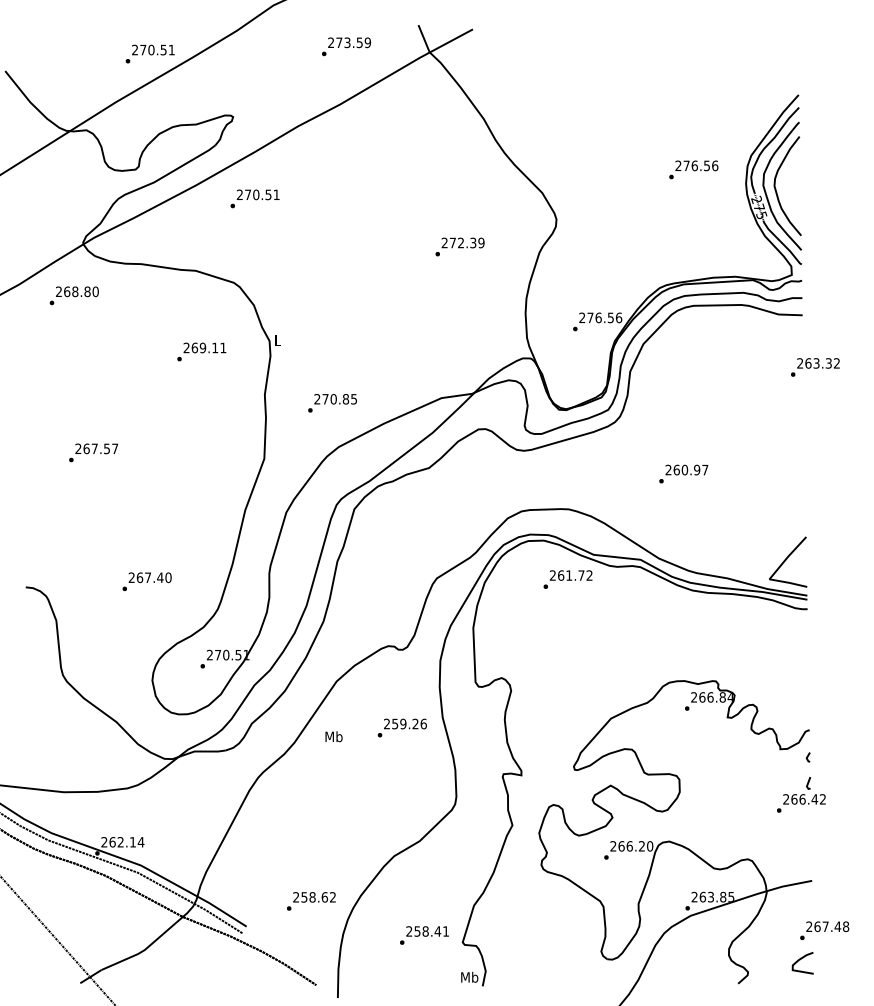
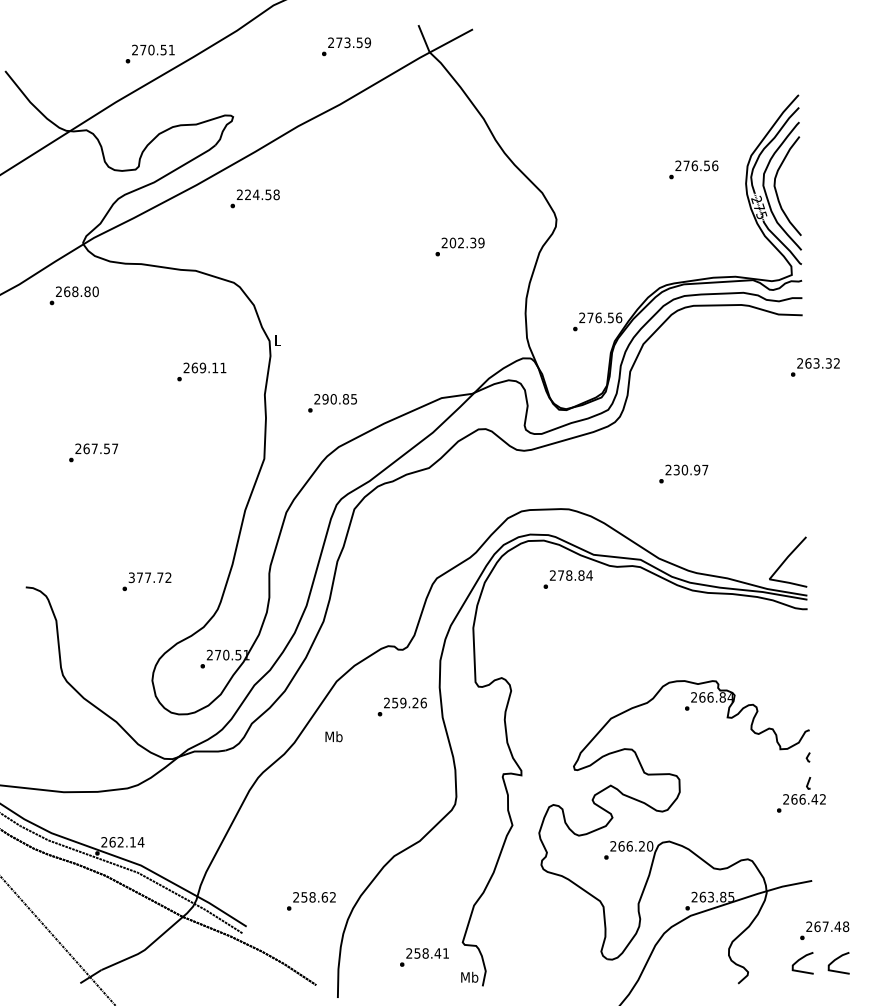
text: 270.51 -> 224.58 (262, 194)
text: 272.39 -> 202.39 (452, 242)
text position: (201, 351) -> (201, 371) (201, 371)
text: 270.85 -> 290.85 (325, 399)
text: 260.97 -> 230.97 (676, 469)
text: 261.72 -> 278.84 (575, 575)
text: 267.40 -> 377.72 (149, 577)
text position: (401, 727) -> (401, 706) (401, 706)
text position: (424, 935) -> (424, 957) (424, 957)
curve: none -> present (836, 960)
